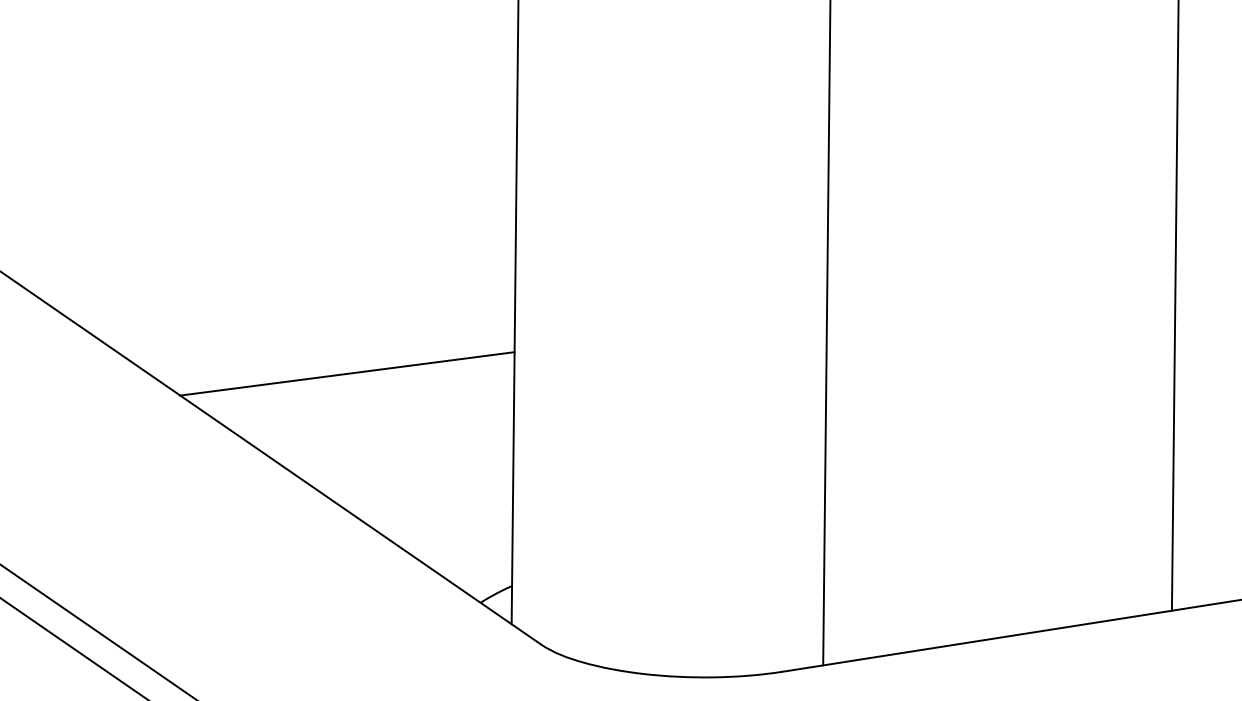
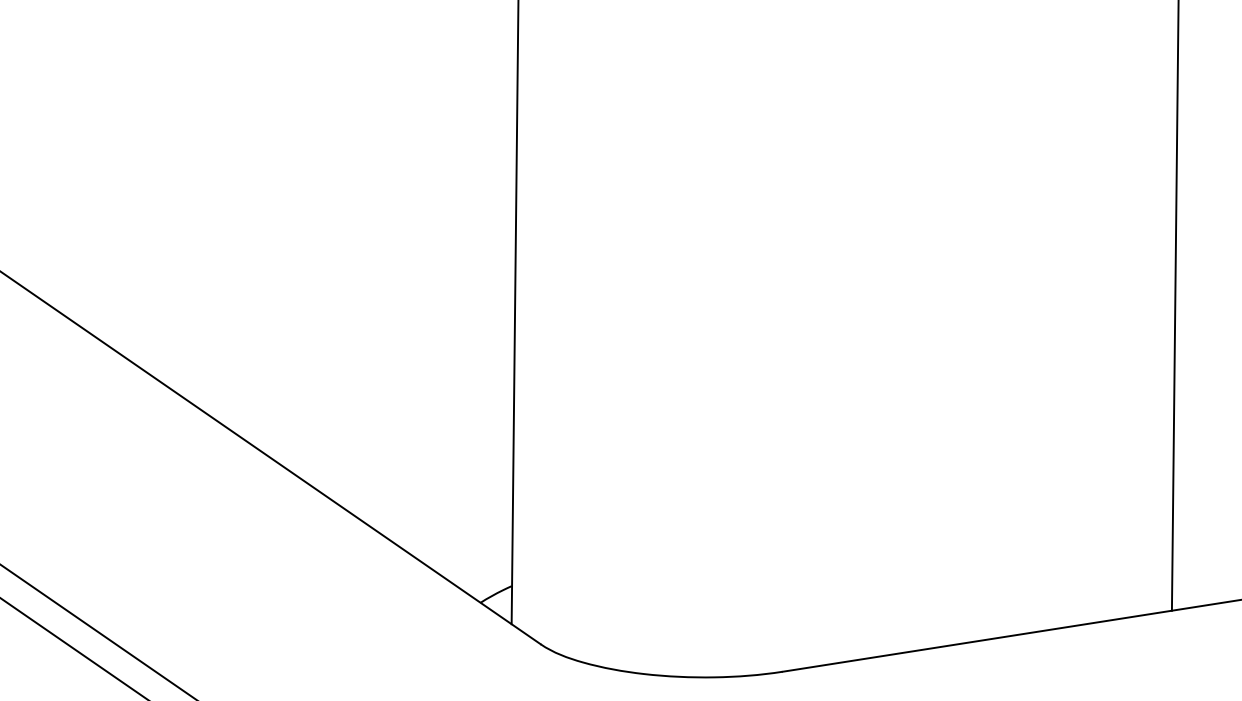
line: present -> none (826, 333)
line: present -> none (347, 373)
